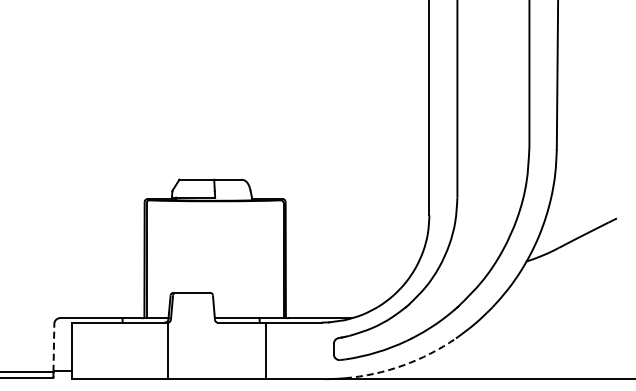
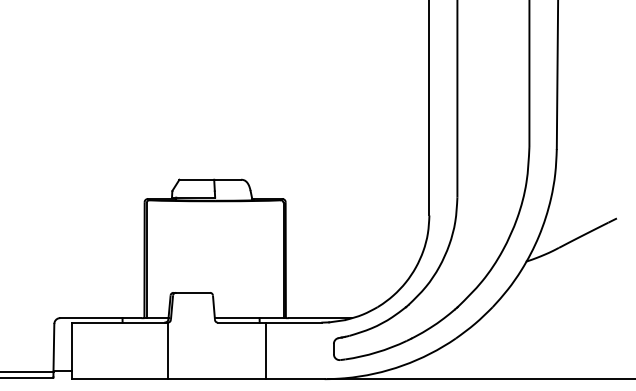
line: dashed -> solid (53, 347)
arc: dashed -> solid (403, 365)
